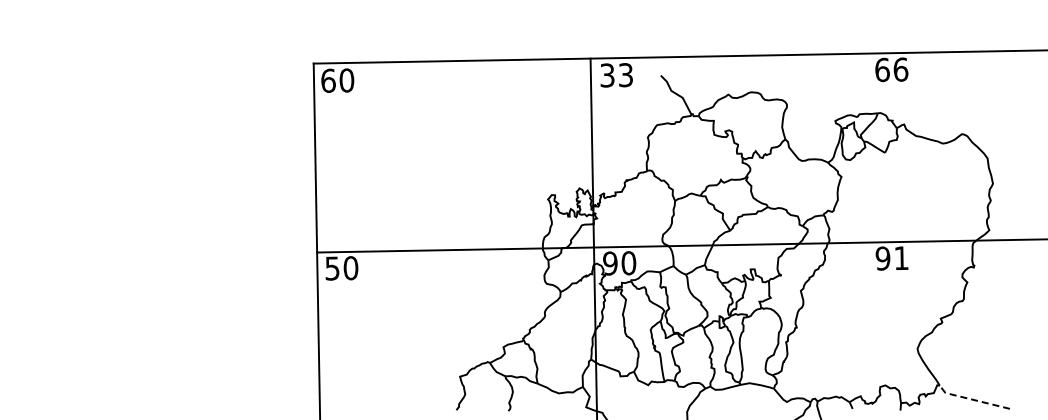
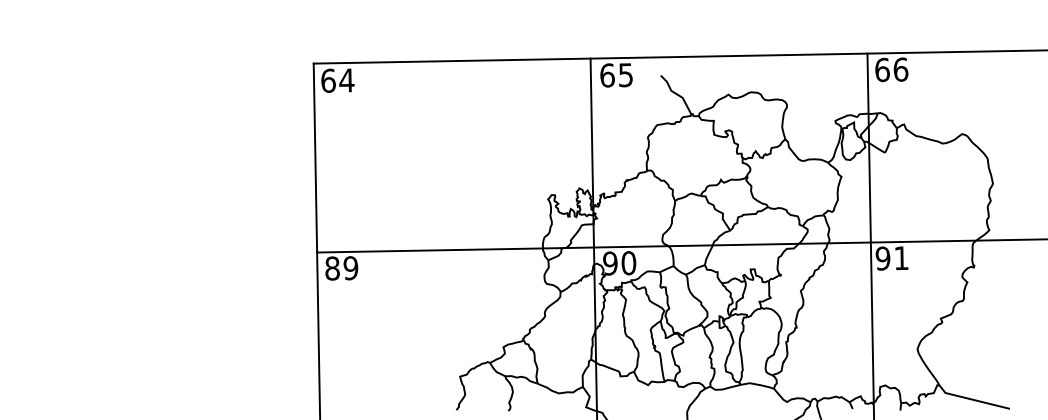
text: 33 -> 65 (616, 75)
text: 60 -> 64 (346, 80)
line: none -> present (870, 234)
text: 50 -> 89 (341, 268)
line: dashed -> solid (972, 399)
